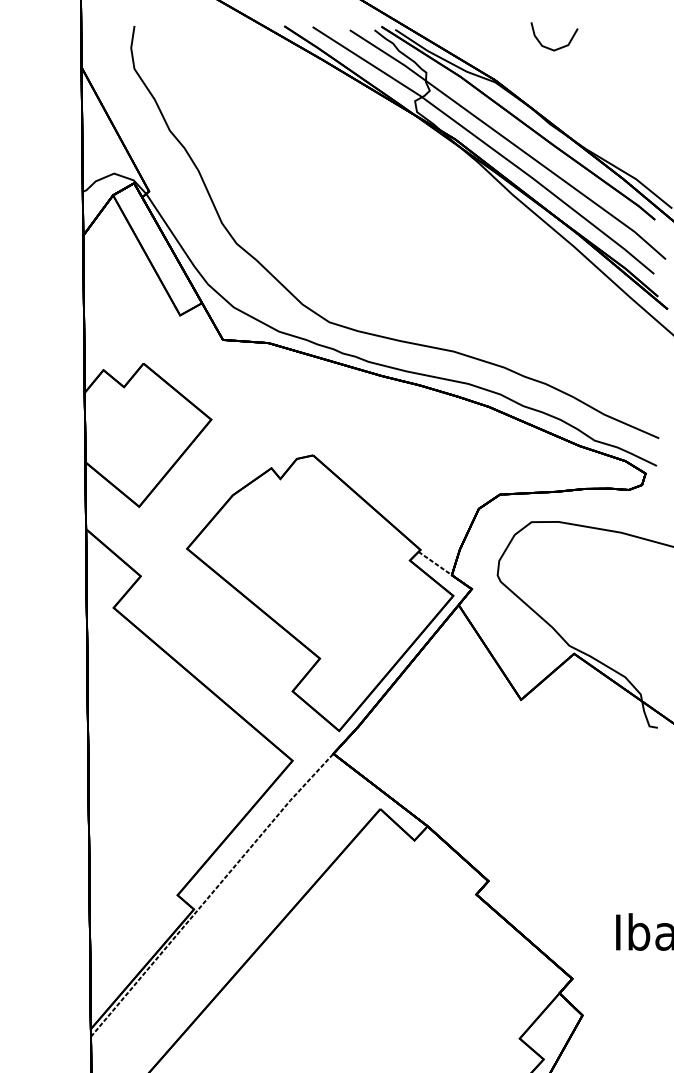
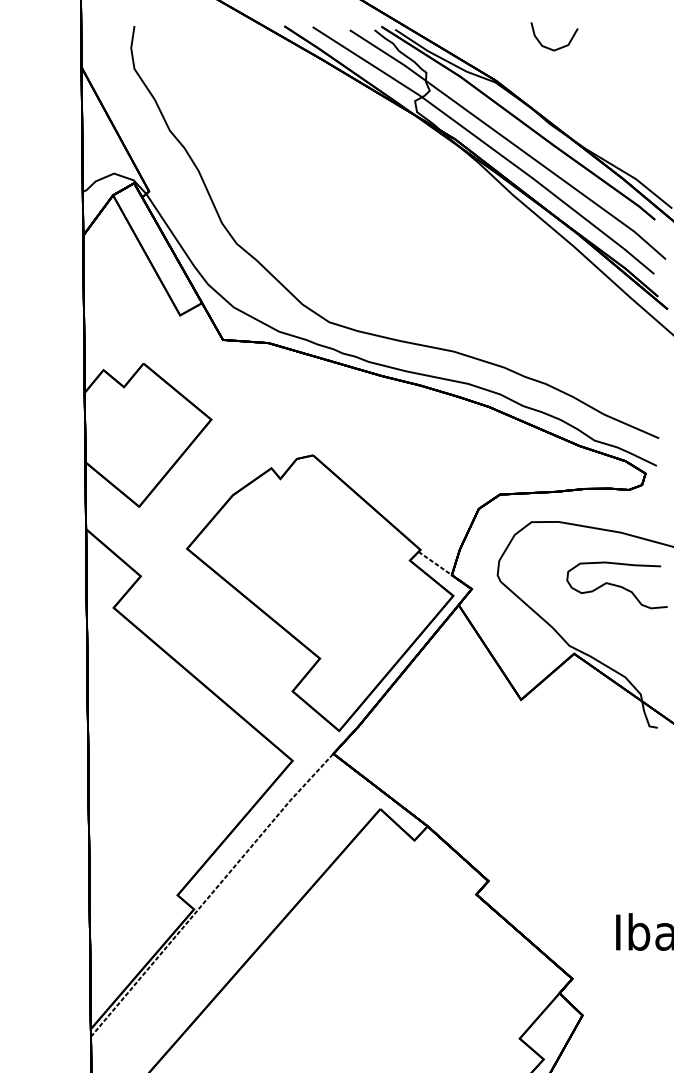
curve: none -> present (616, 585)
